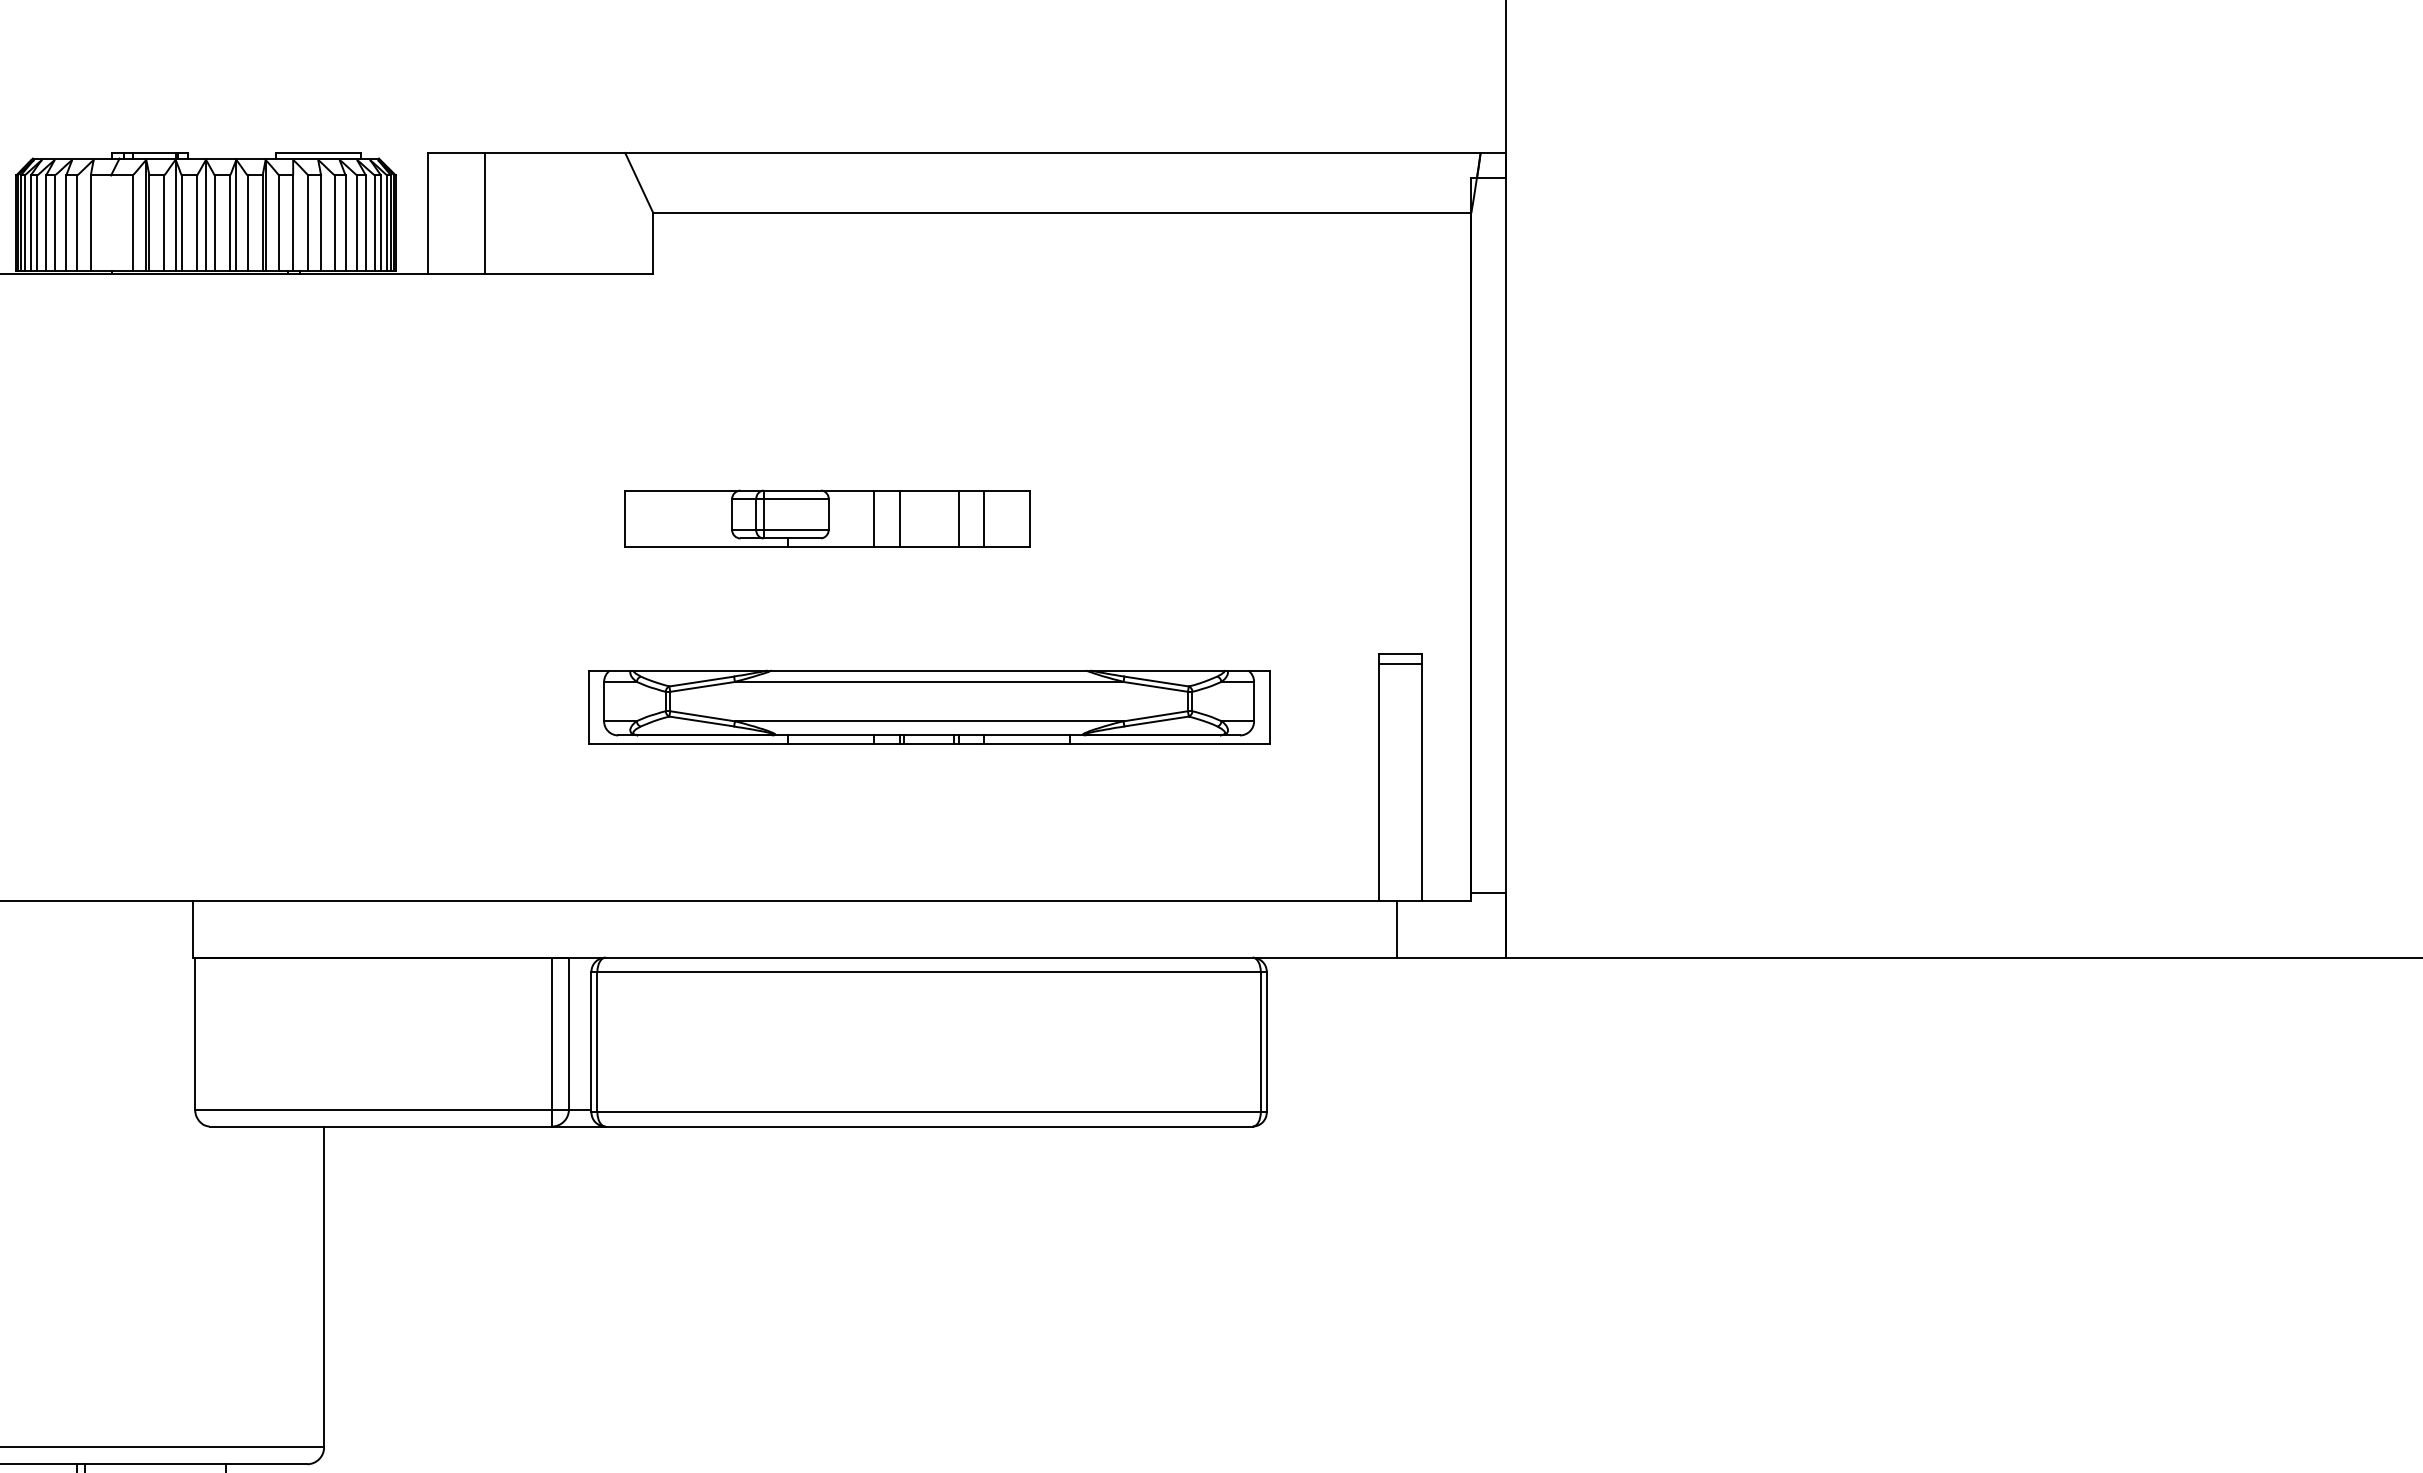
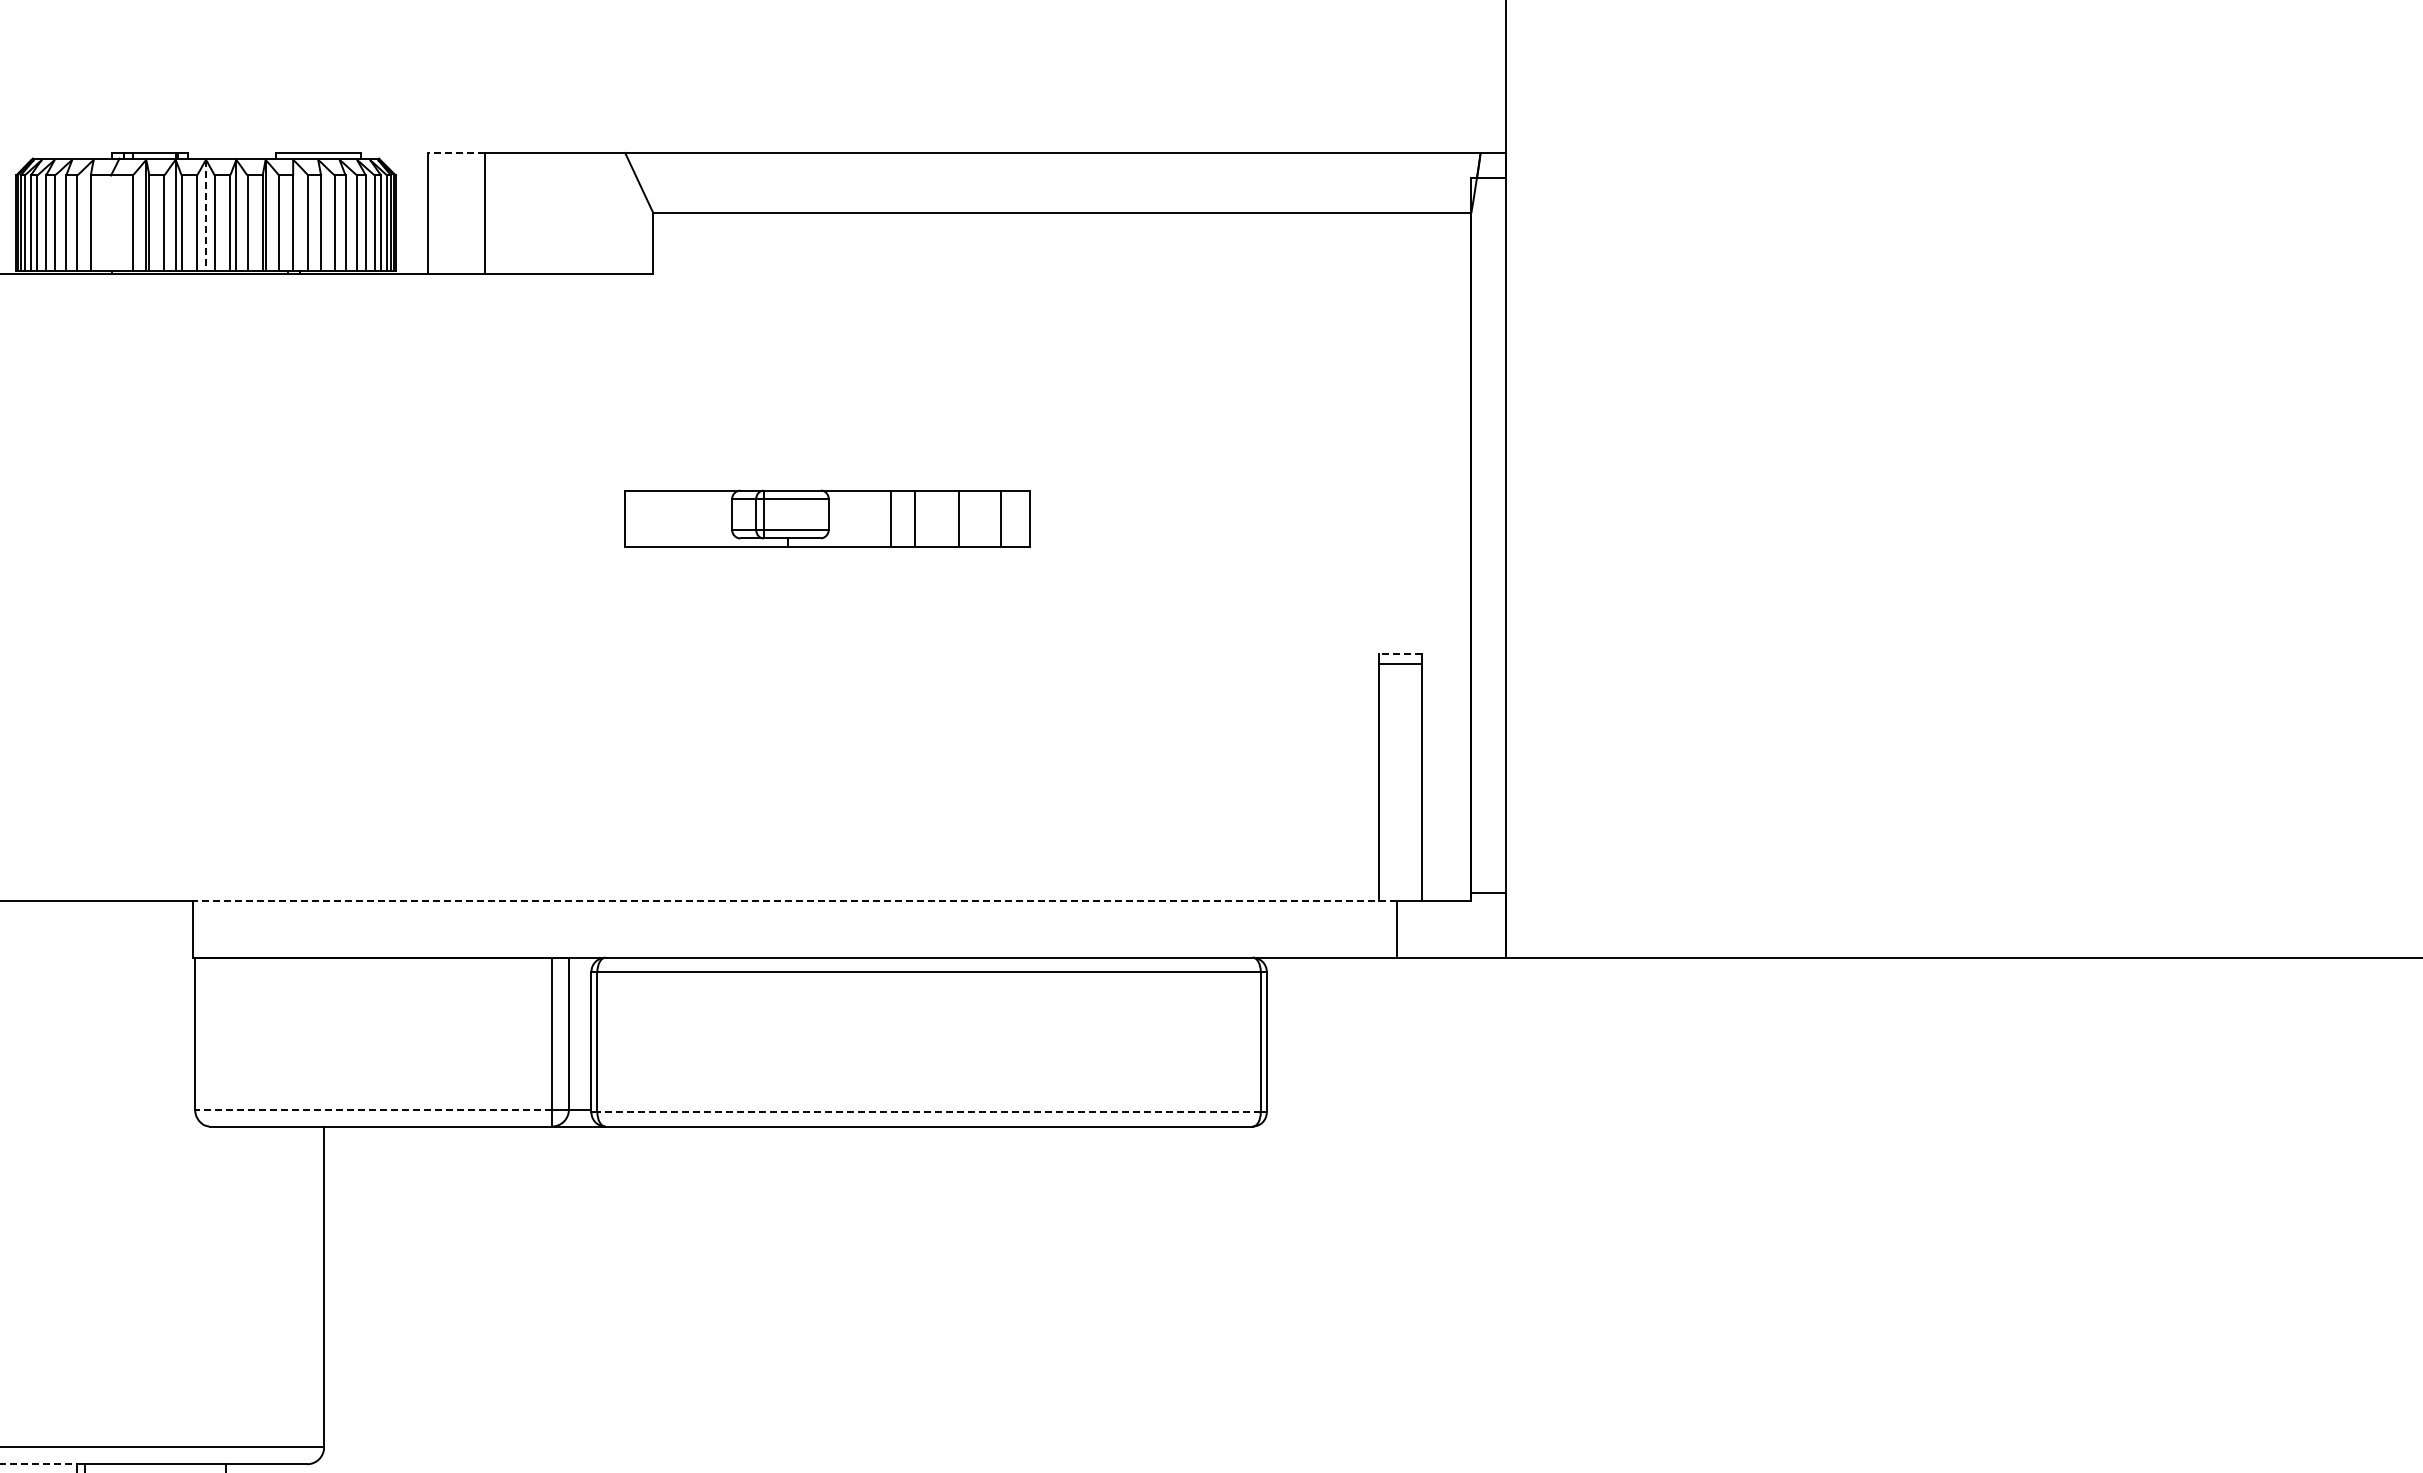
line: solid -> dashed (455, 152)
line: solid -> dashed (205, 215)
line position: (873, 518) -> (890, 518) (890, 518)
line position: (899, 518) -> (914, 518) (914, 518)
line position: (984, 518) -> (1001, 518) (1001, 518)
line: solid -> dashed (1399, 653)
part: present -> none (929, 706)
line: solid -> dashed (794, 901)
line: solid -> dashed (373, 1109)
line: solid -> dashed (929, 1112)
line: solid -> dashed (38, 1464)
